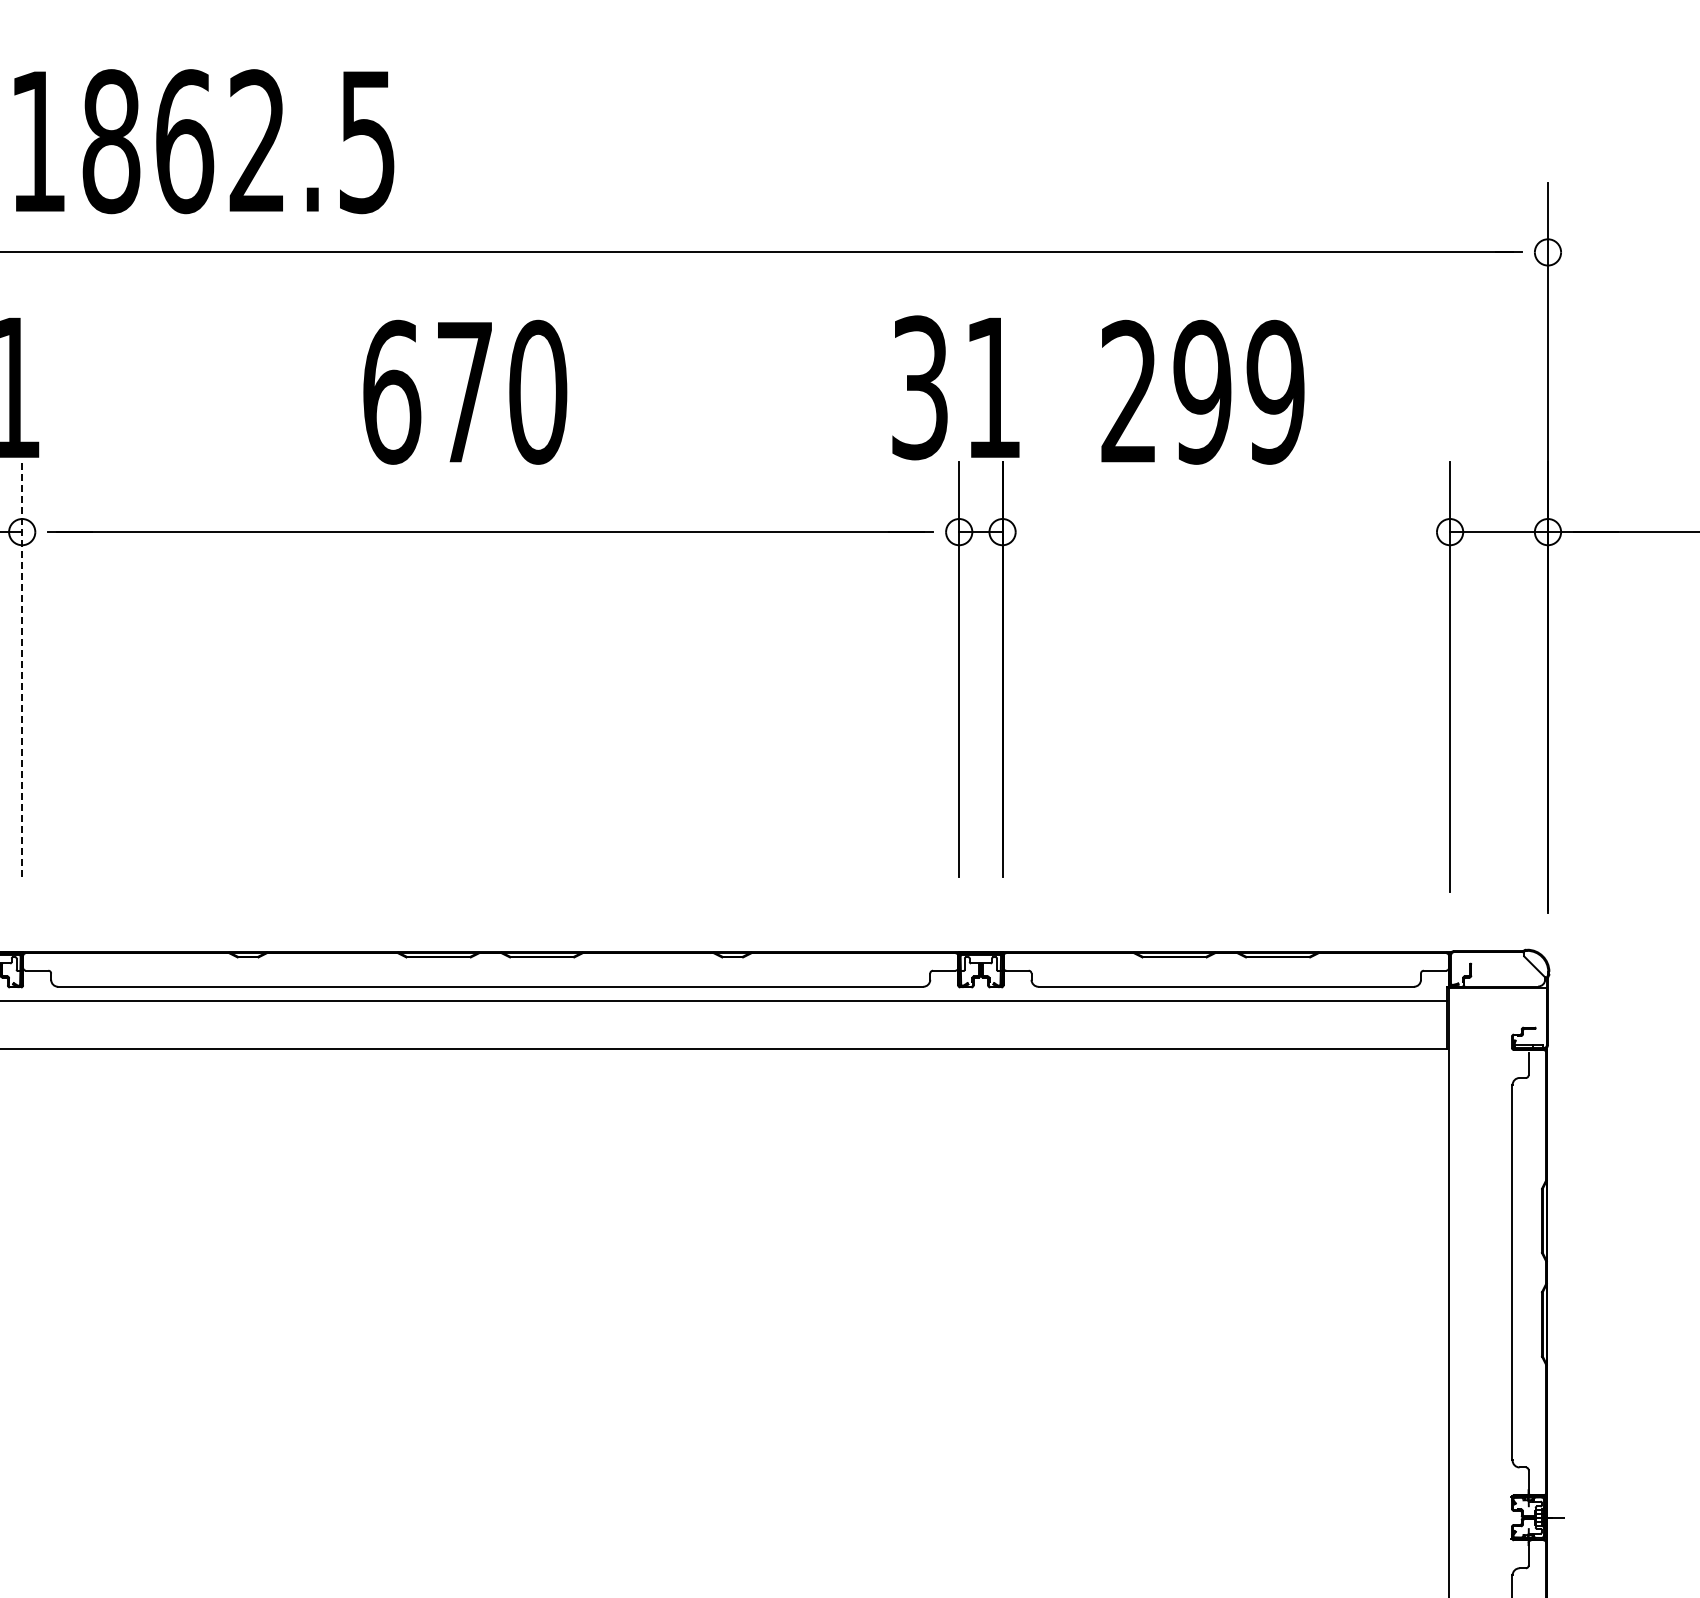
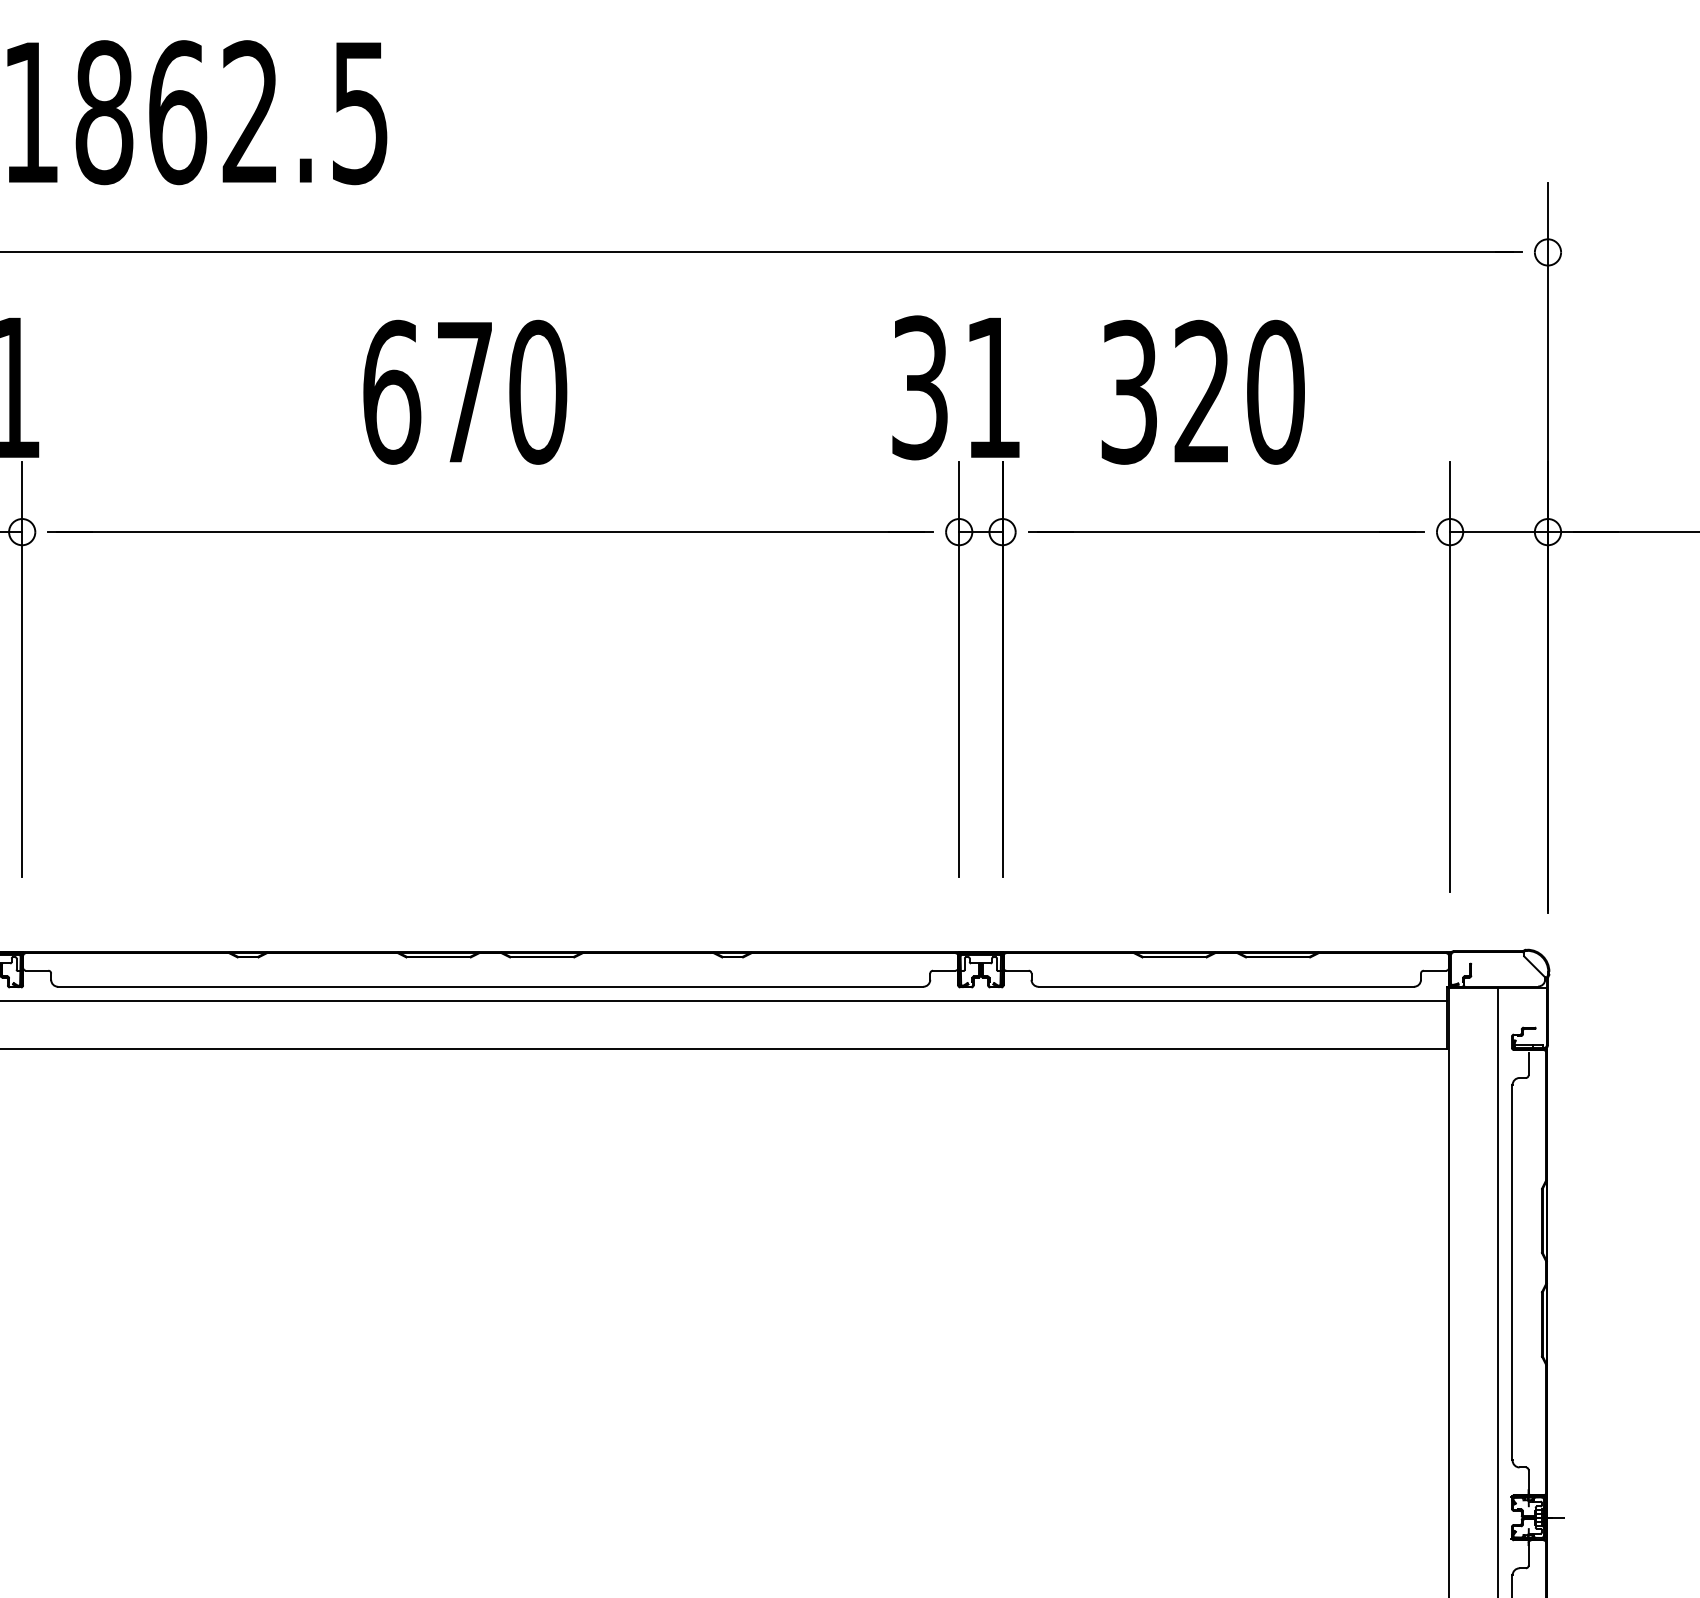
text position: (204, 141) -> (197, 112) (197, 112)
text: 299 -> 320 (1202, 391)
line: none -> present (1226, 531)
line: dashed -> solid (22, 668)
line: none -> present (1497, 1290)
